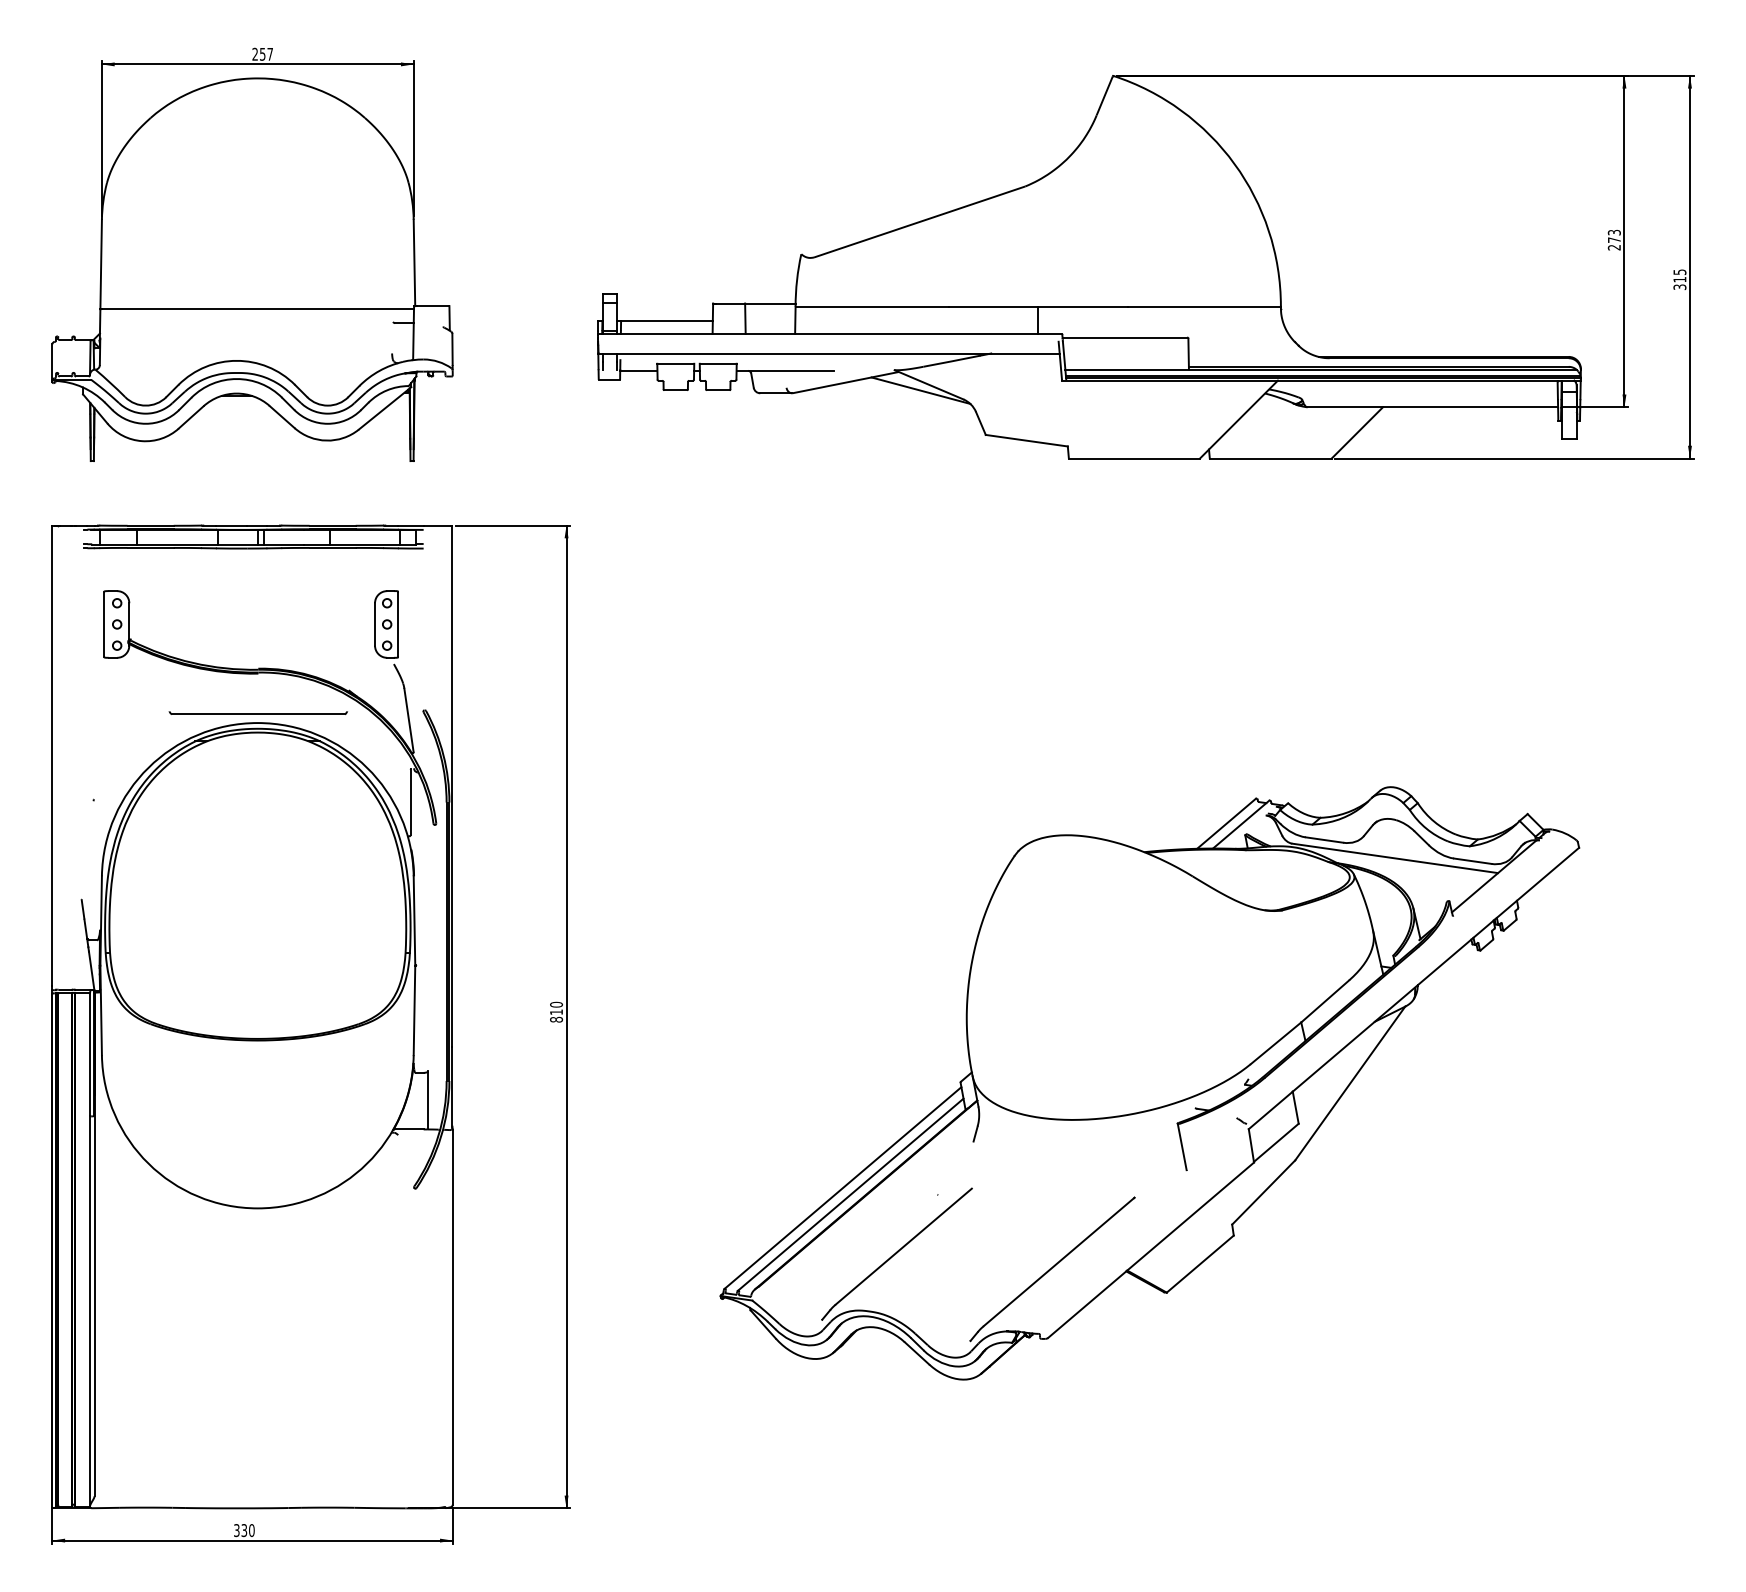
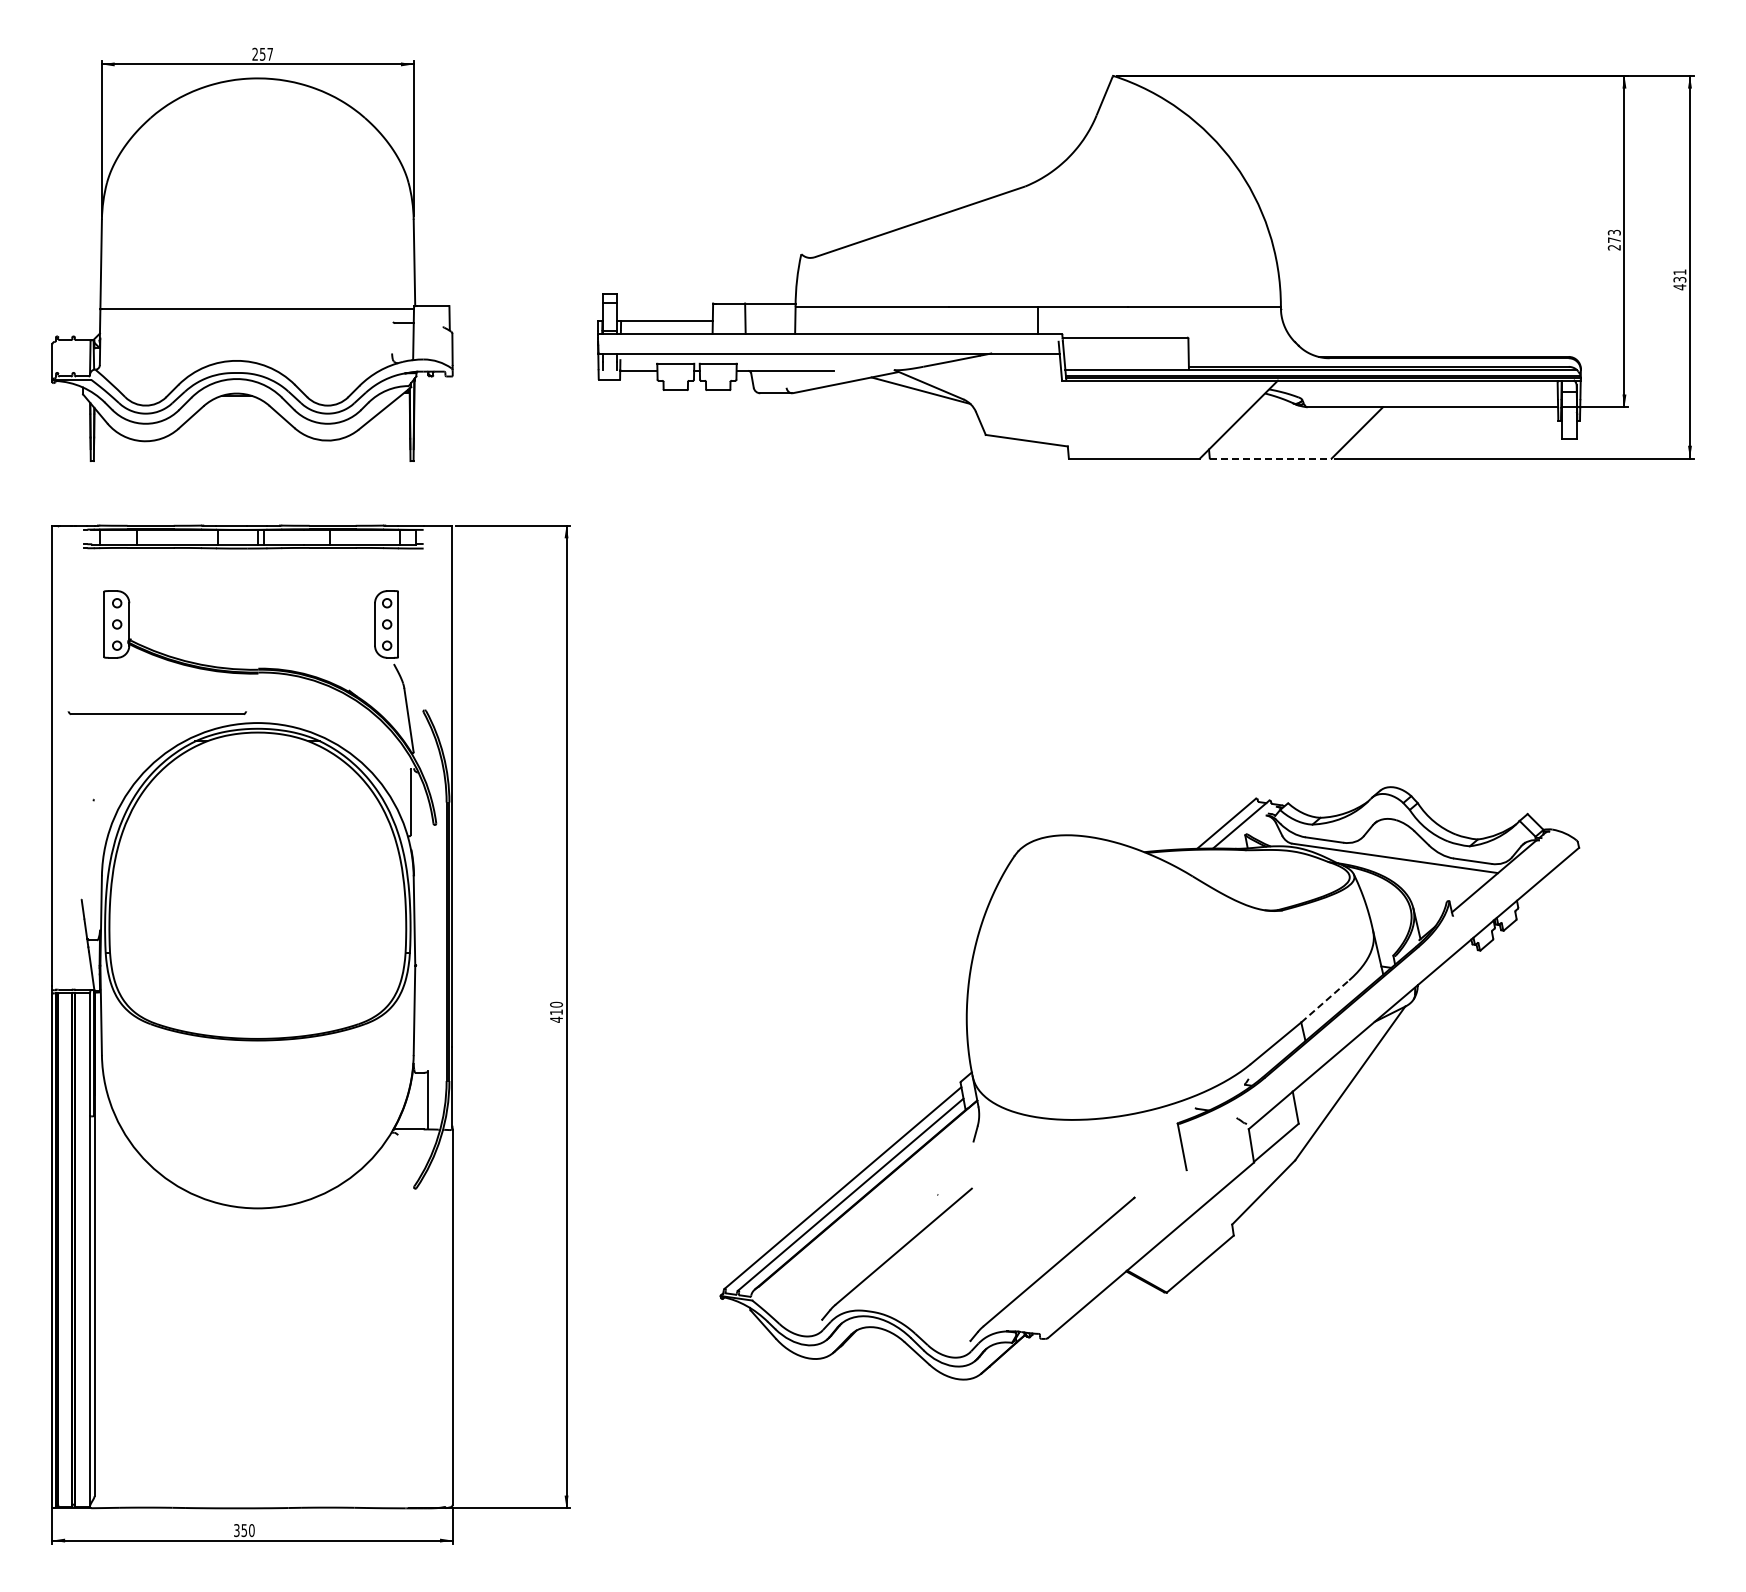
text: 315 -> 431 (1679, 279)
line: solid -> dashed (1270, 458)
part position: (257, 712) -> (156, 712) (156, 712)
line: solid -> dashed (1325, 1001)
text: 810 -> 410 (556, 1019)
text: 330 -> 350 (244, 1529)
